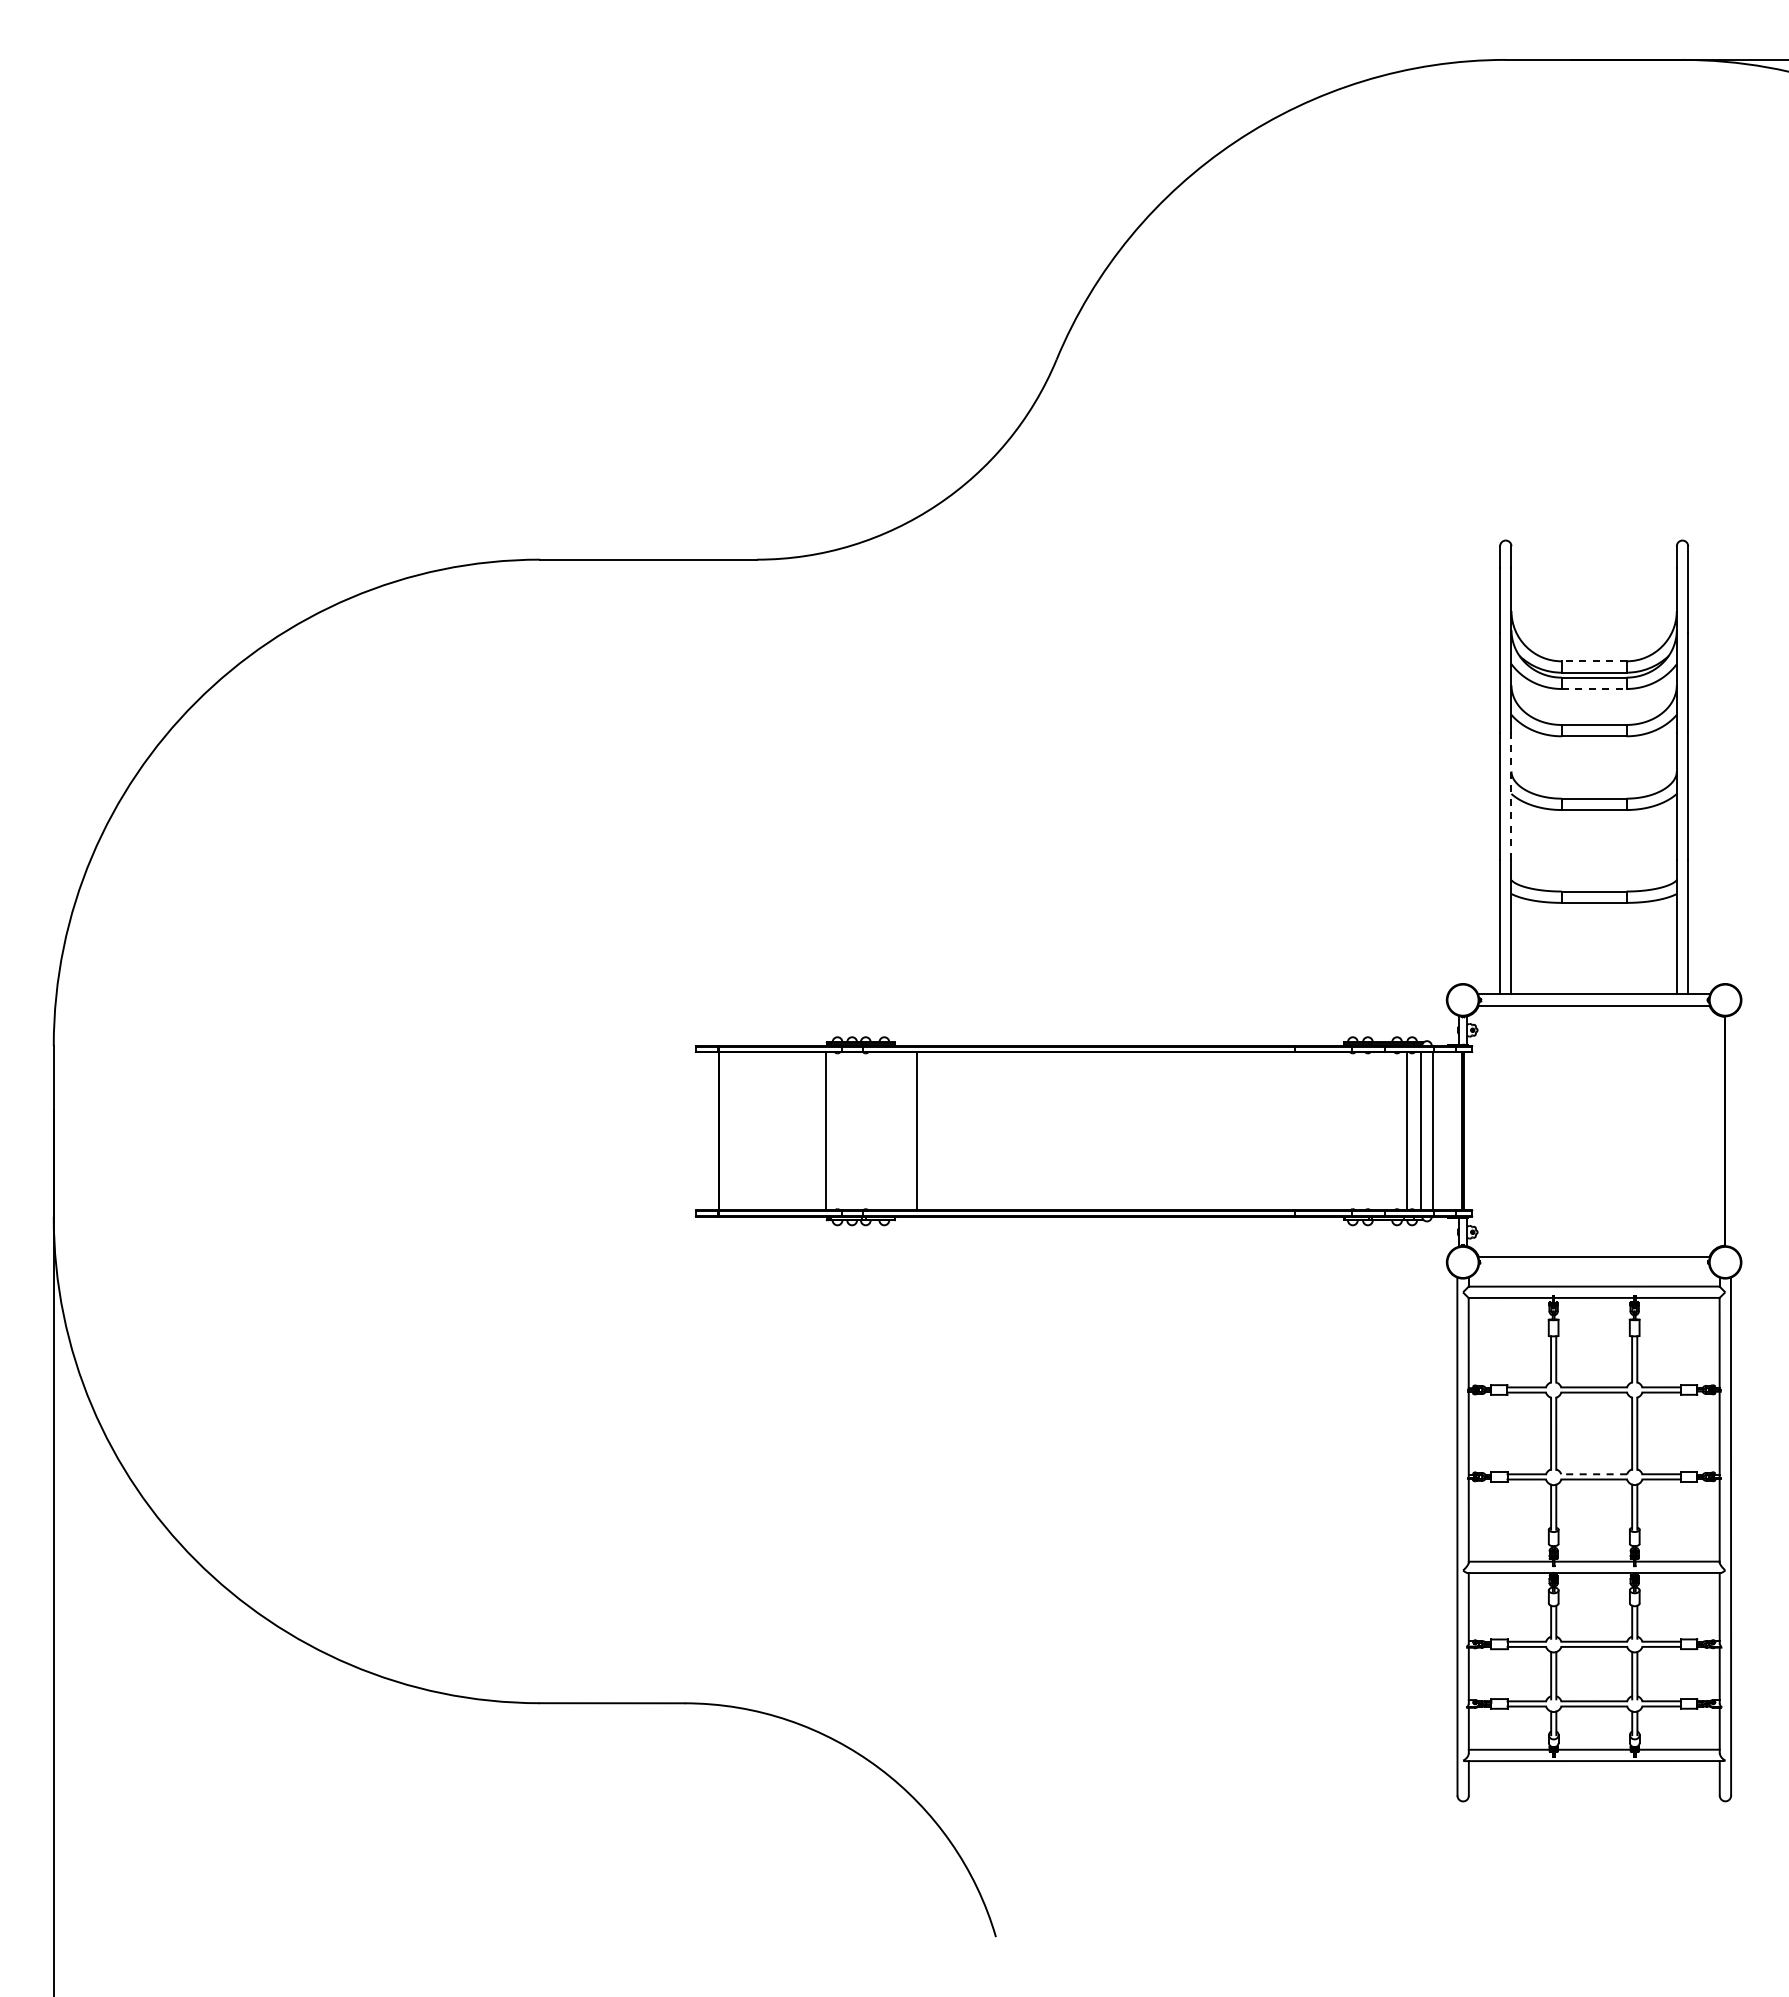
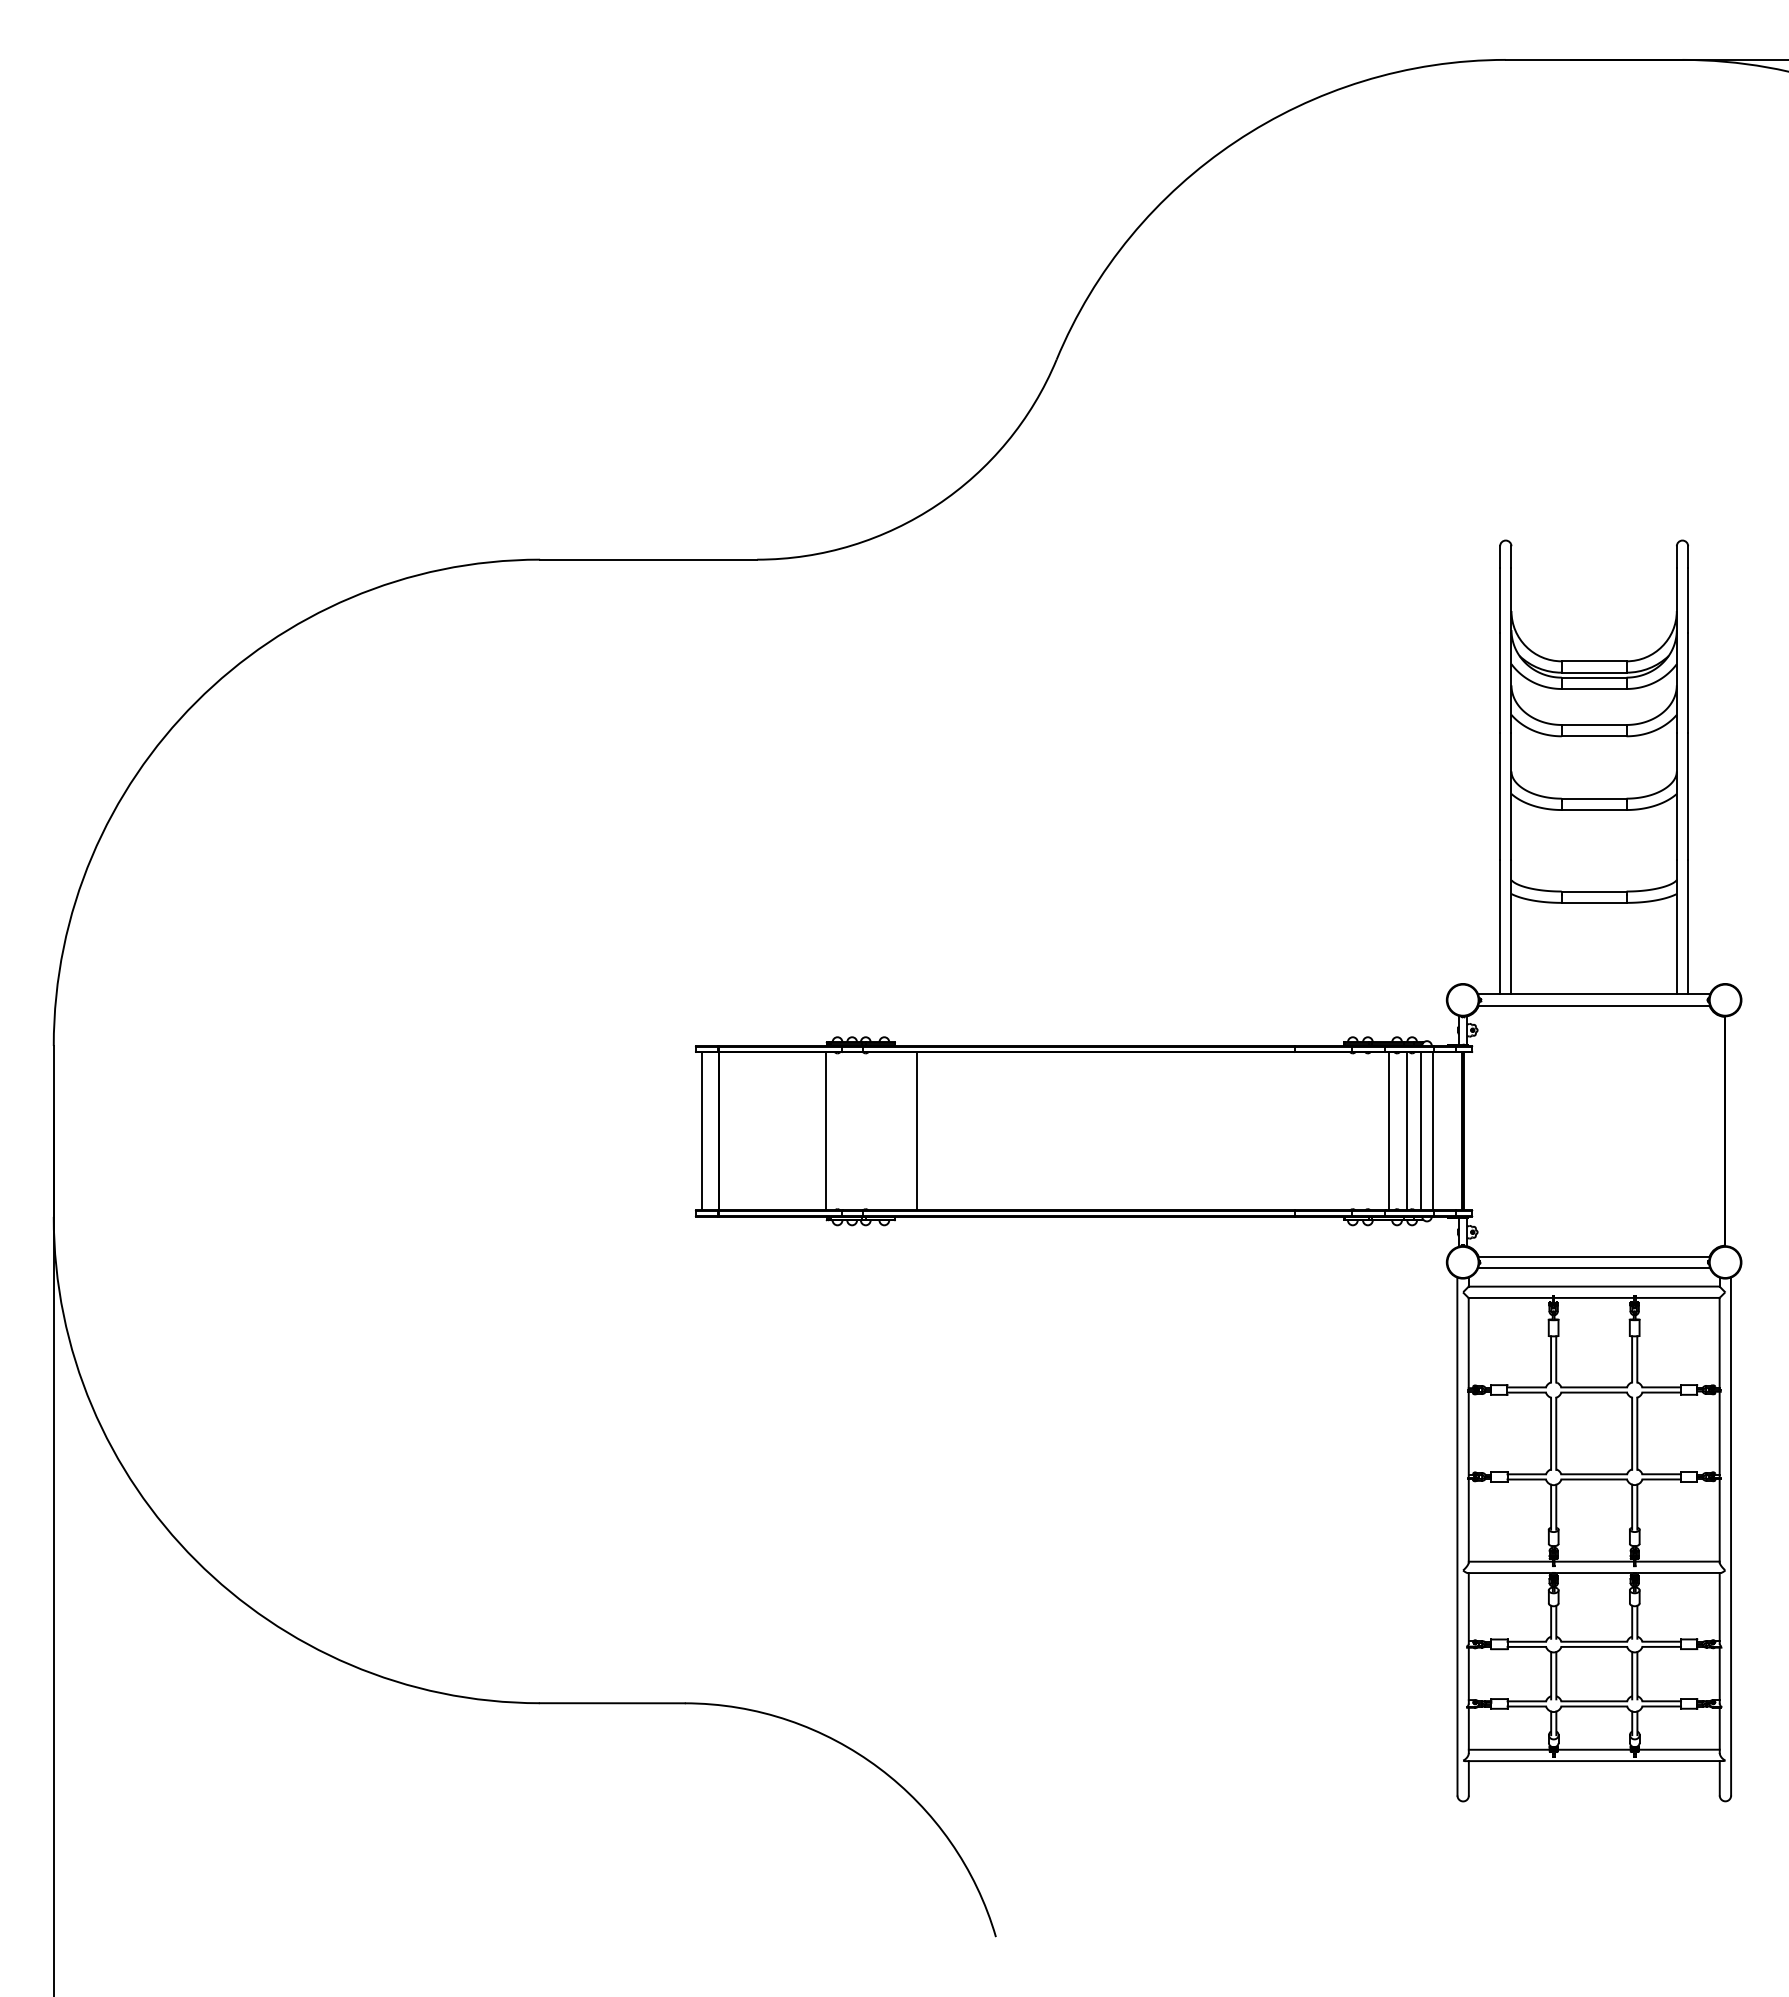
line: dashed -> solid (1593, 661)
line: dashed -> solid (1594, 688)
line: dashed -> solid (1511, 796)
line: none -> present (702, 1131)
line: none -> present (1389, 1131)
line: none -> present (1594, 1267)
line: dashed -> solid (1594, 1474)
